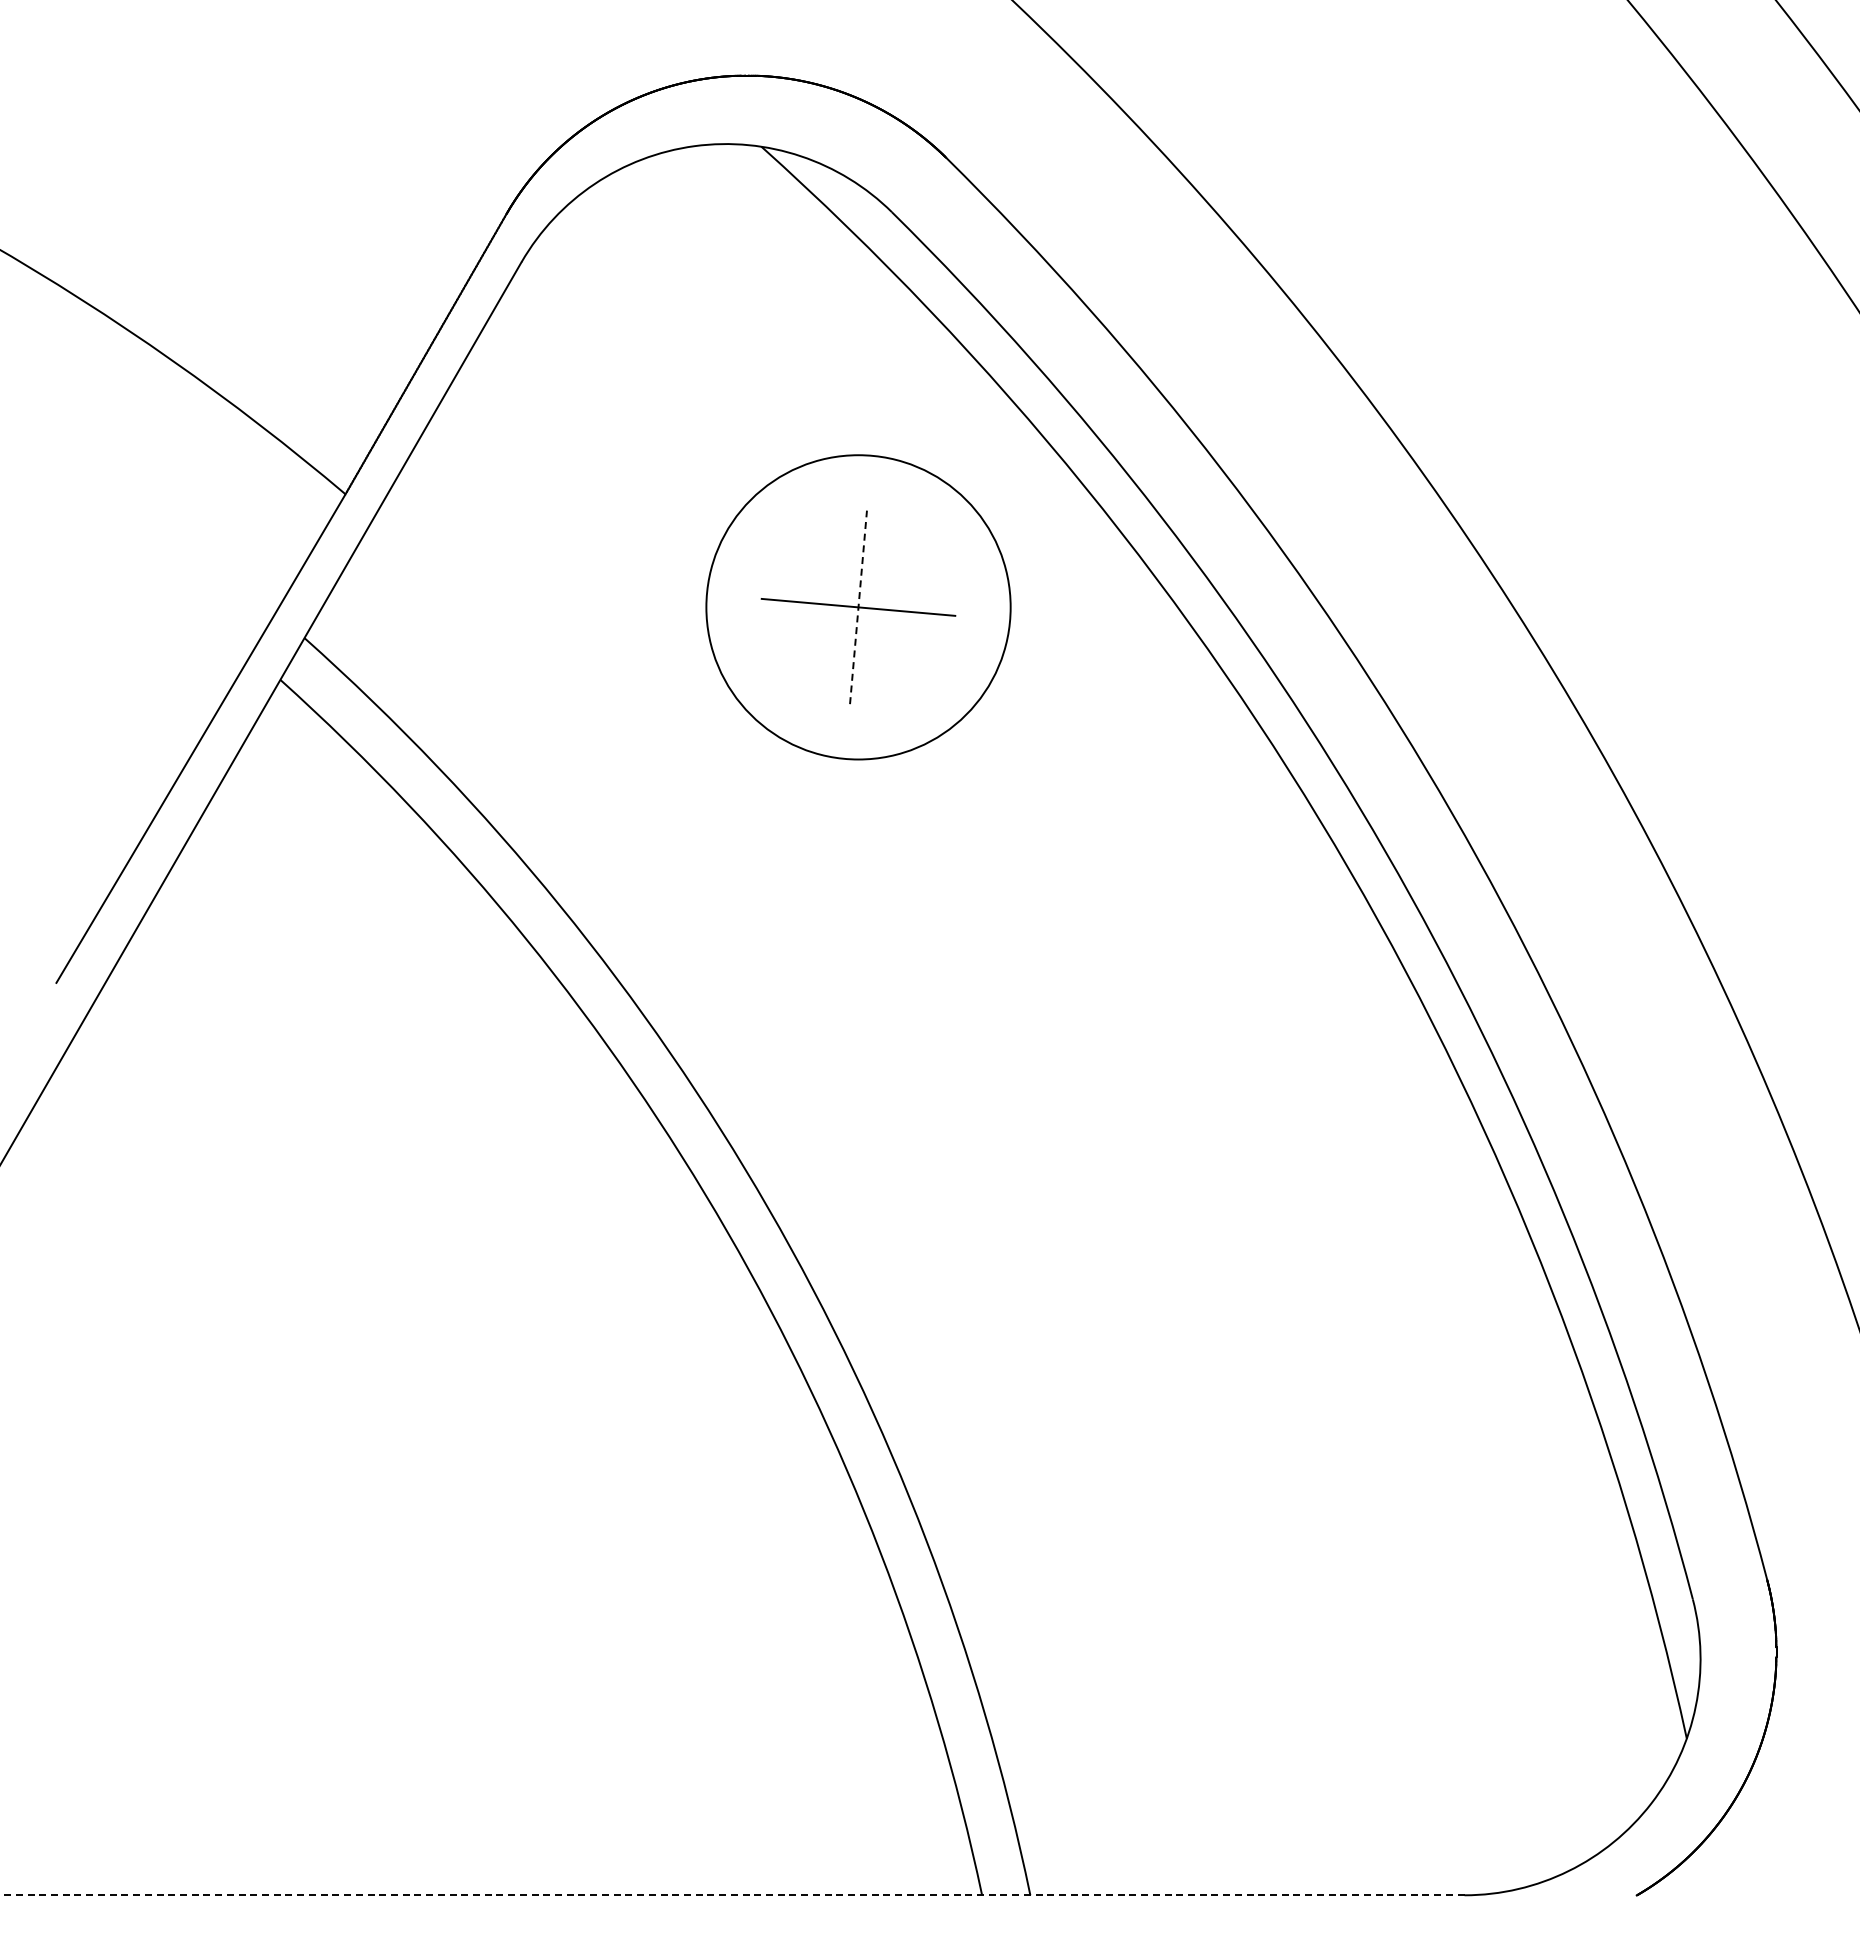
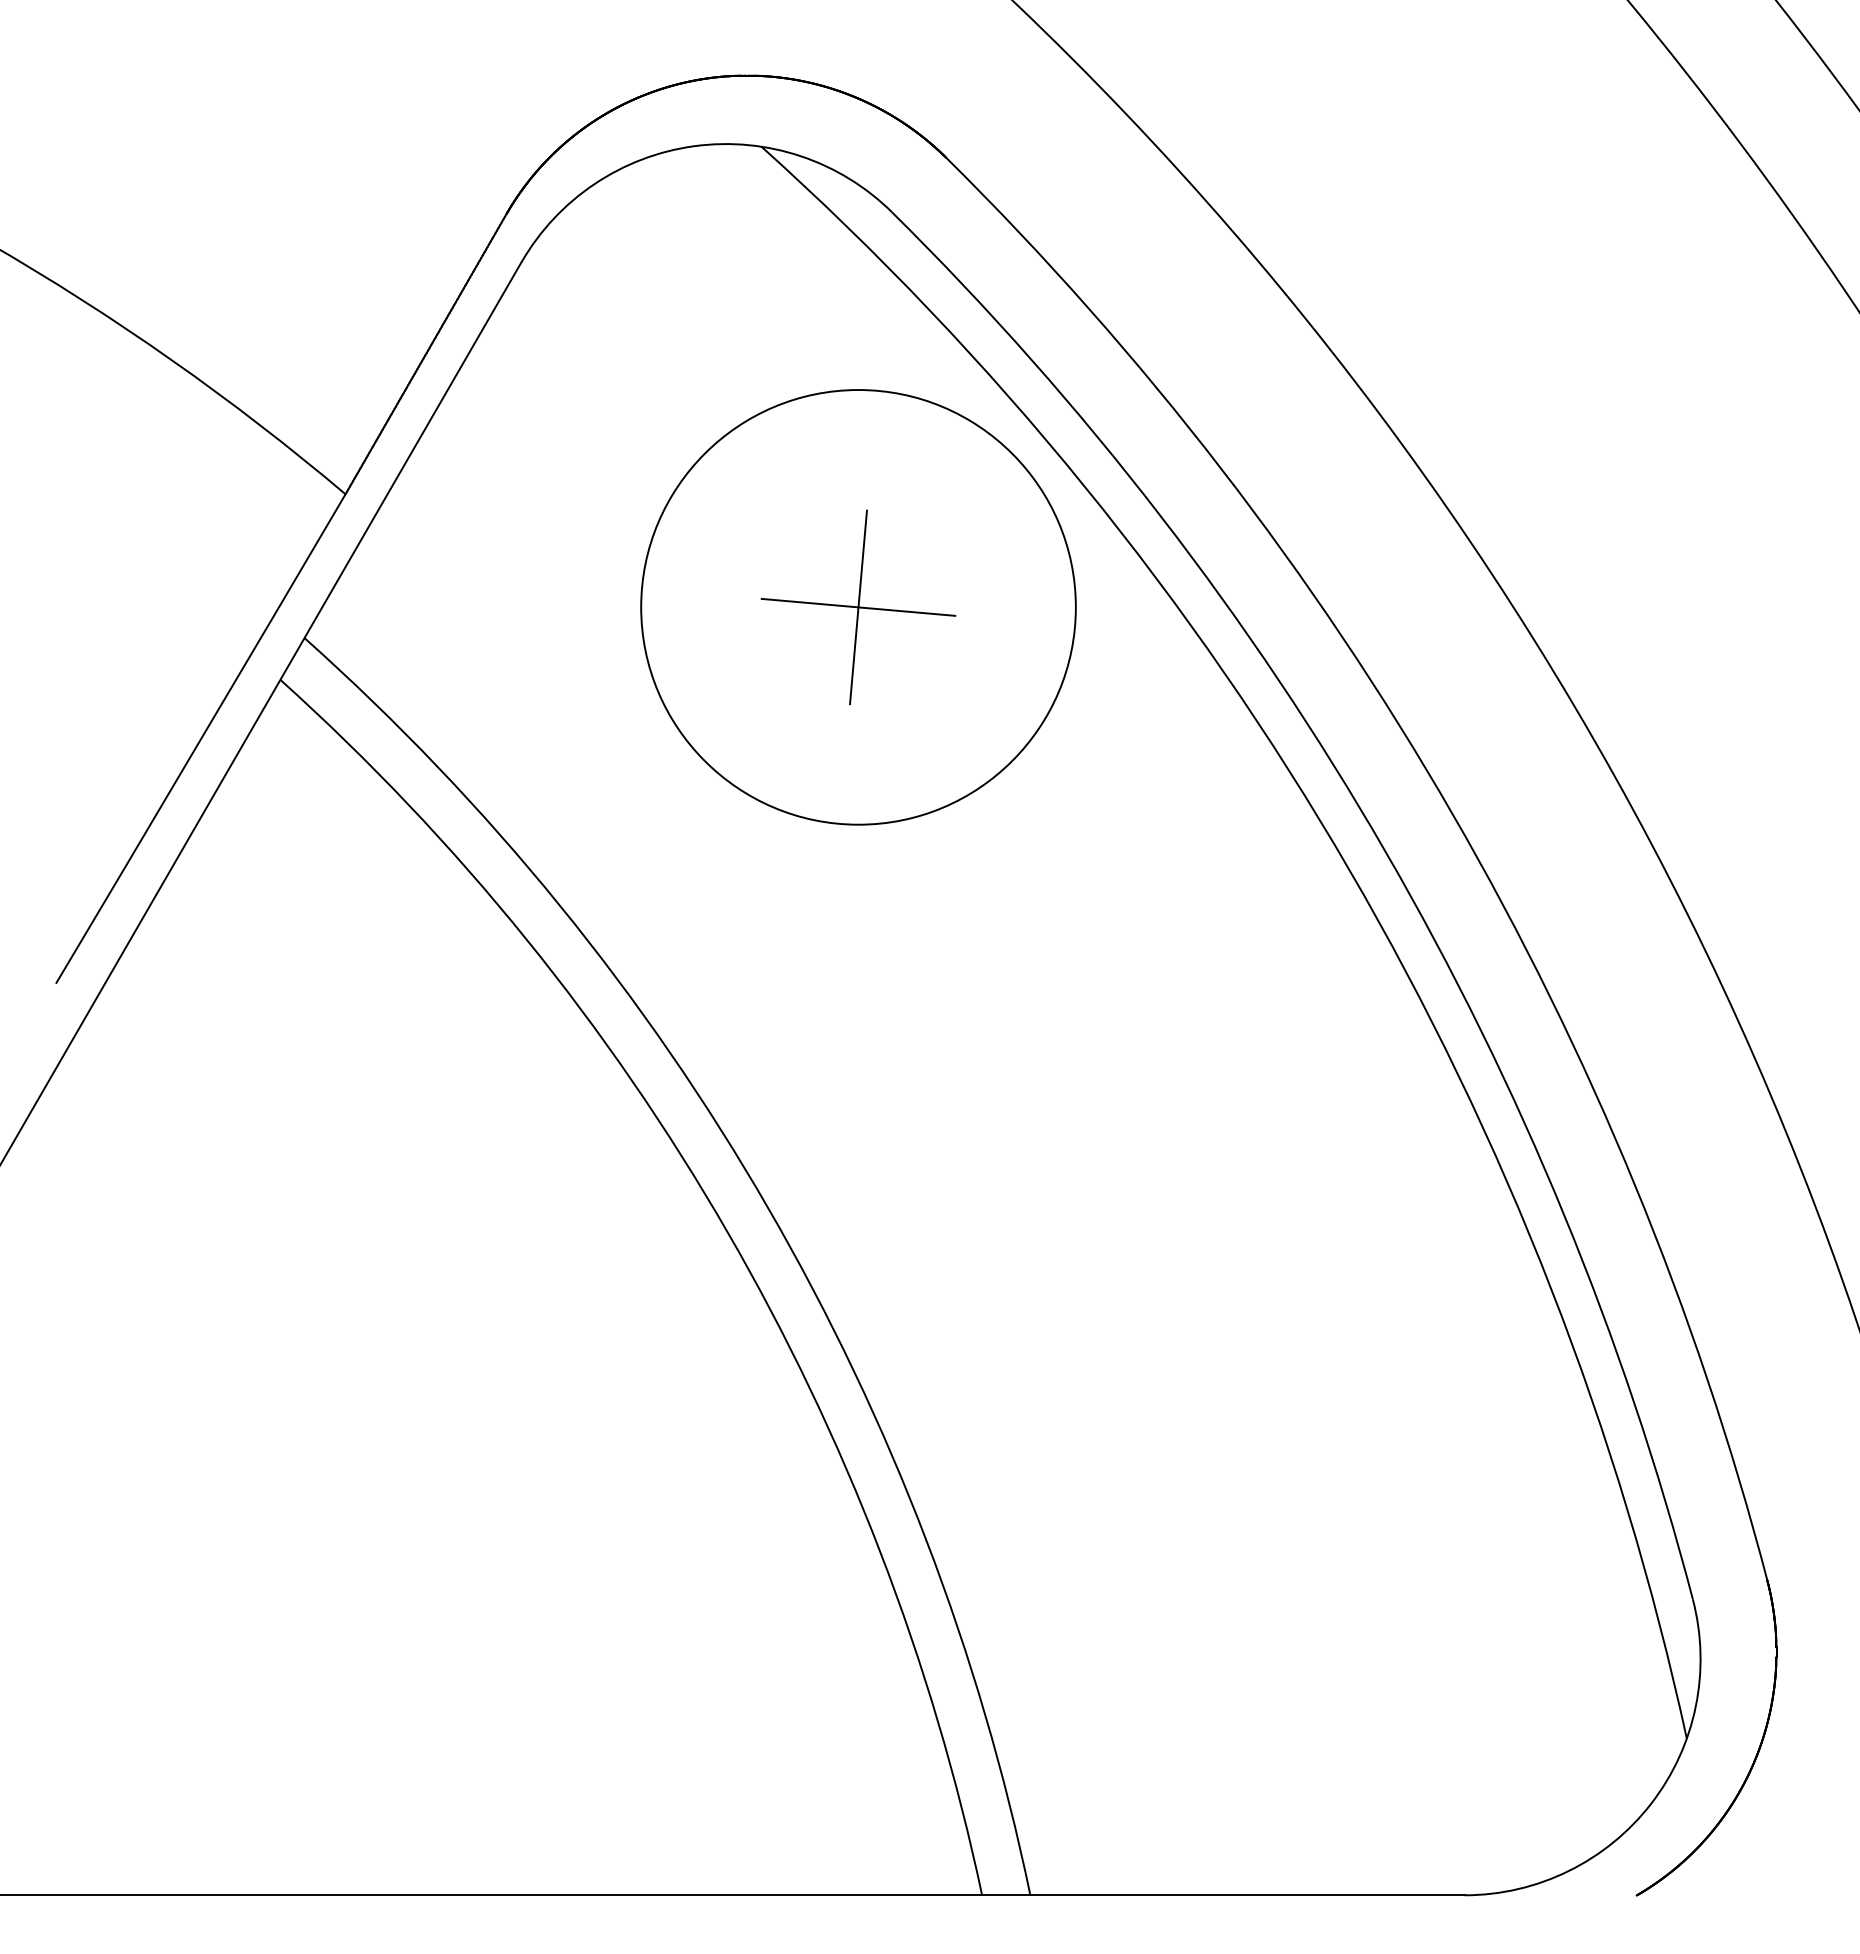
line: dashed -> solid (858, 606)
circle diameter: 304 px -> 435 px (858, 607)
line: dashed -> solid (732, 1895)
